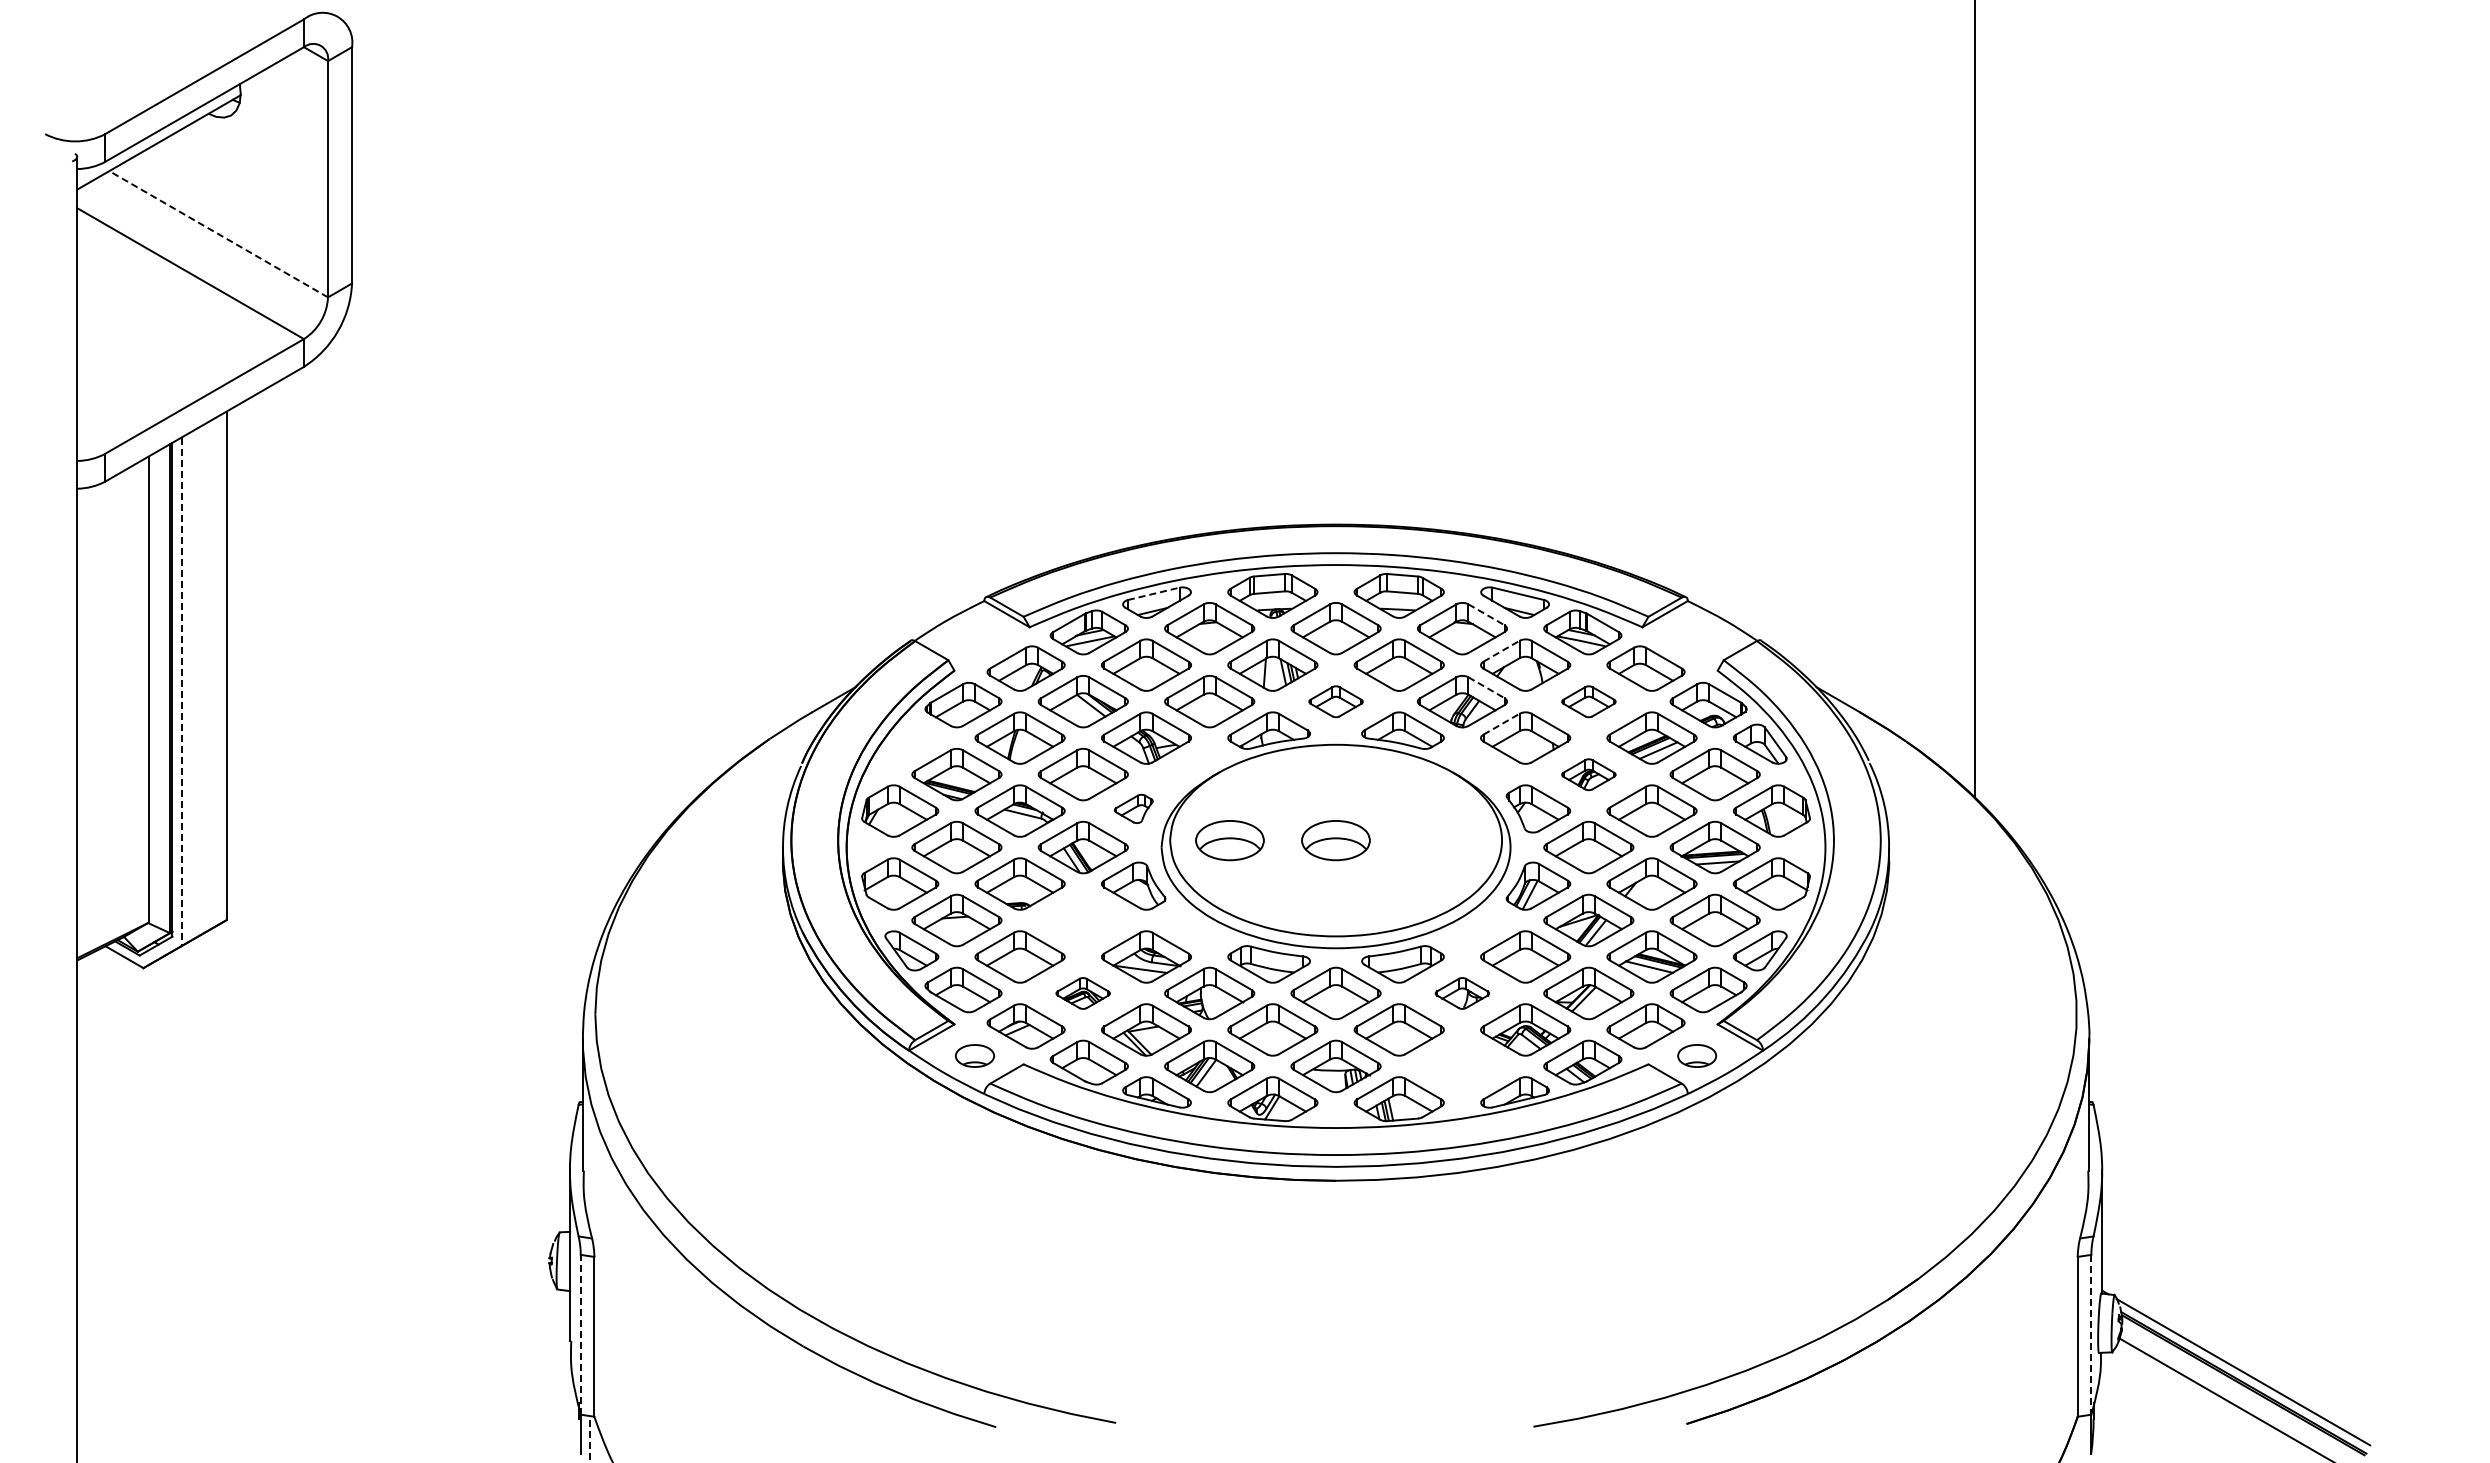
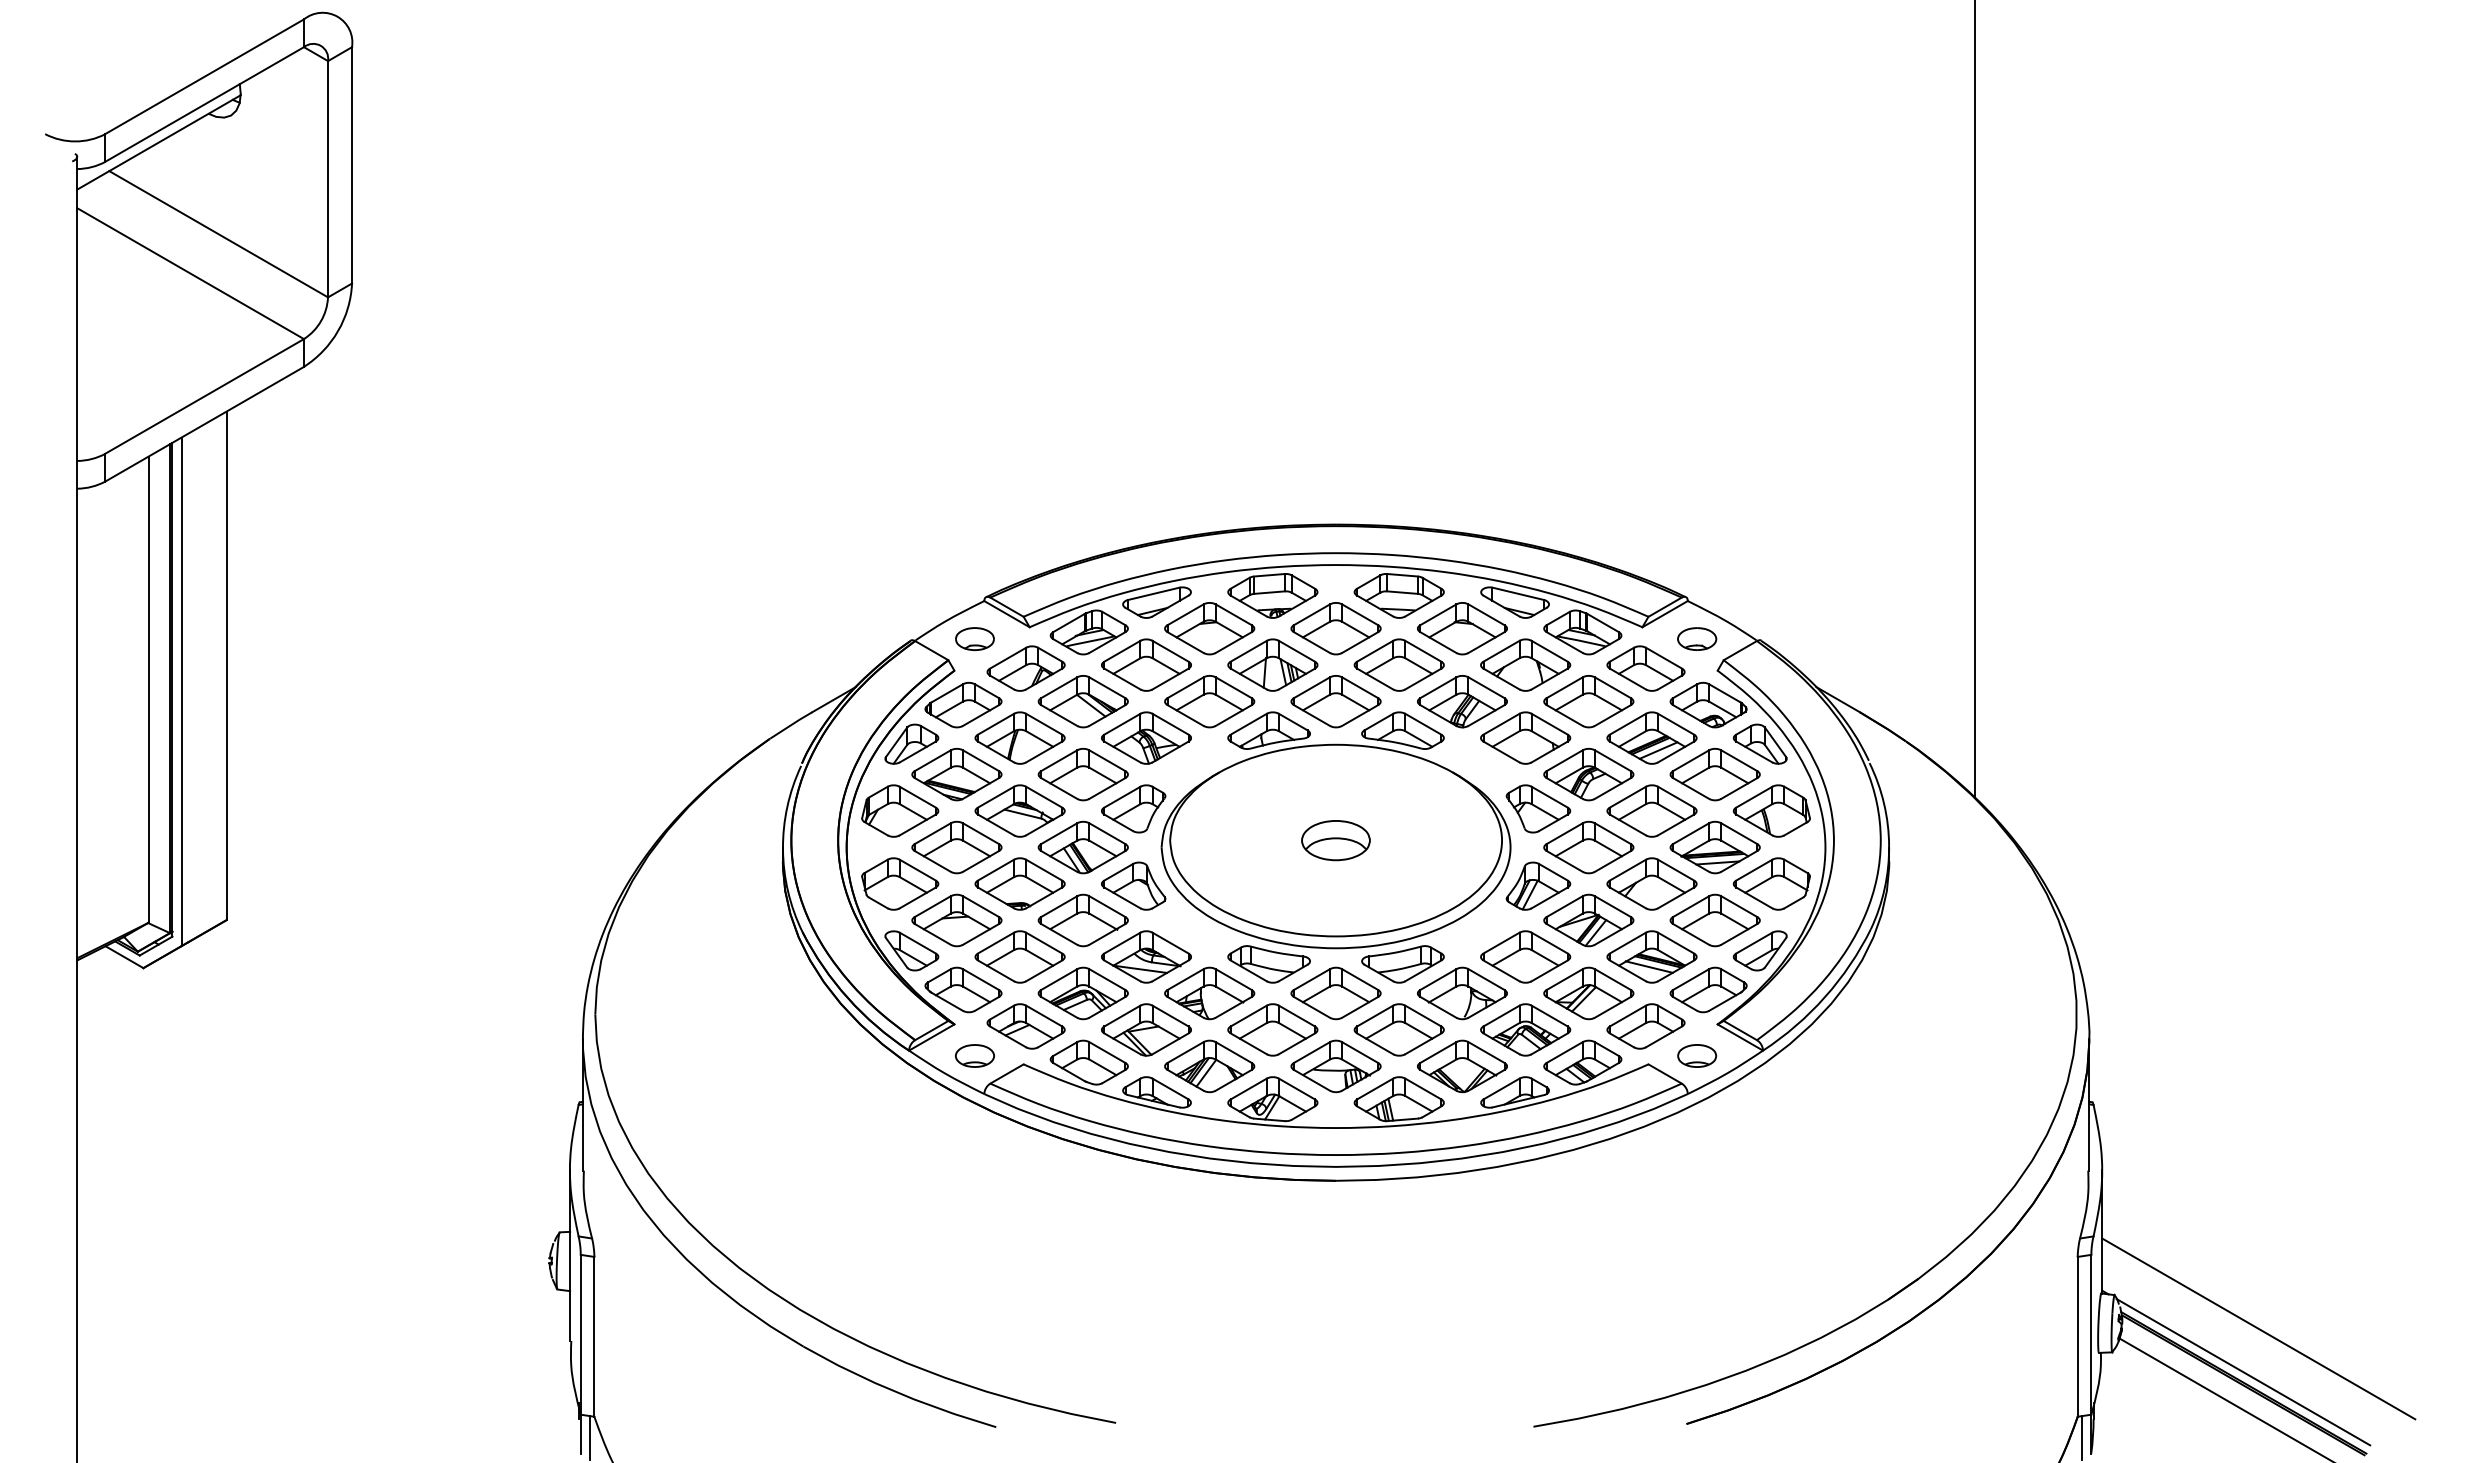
line: dashed -> solid (218, 233)
line: dashed -> solid (1153, 593)
line: dashed -> solid (1486, 614)
part: none -> present (974, 638)
part: none -> present (1697, 638)
line: dashed -> solid (1501, 651)
line: dashed -> solid (1486, 687)
line: dashed -> solid (181, 692)
part size: 56x34 px -> 92x54 px (1335, 701)
part size: 56x34 px -> 92x54 px (1588, 701)
line: dashed -> solid (1501, 724)
part: none -> present (911, 743)
part size: 56x34 px -> 92x54 px (1588, 774)
part size: 41x31 px -> 66x50 px (1133, 808)
part: present -> none (1229, 840)
part: none -> present (1082, 920)
part size: 56x33 px -> 92x55 px (1082, 993)
part size: 57x33 px -> 91x55 px (1462, 993)
part: none -> present (1462, 1066)
line: none -> present (2258, 1328)
line: dashed -> solid (580, 1334)
line: dashed -> solid (2091, 1334)
line: dashed -> solid (590, 1437)
line: none -> present (2081, 1437)
